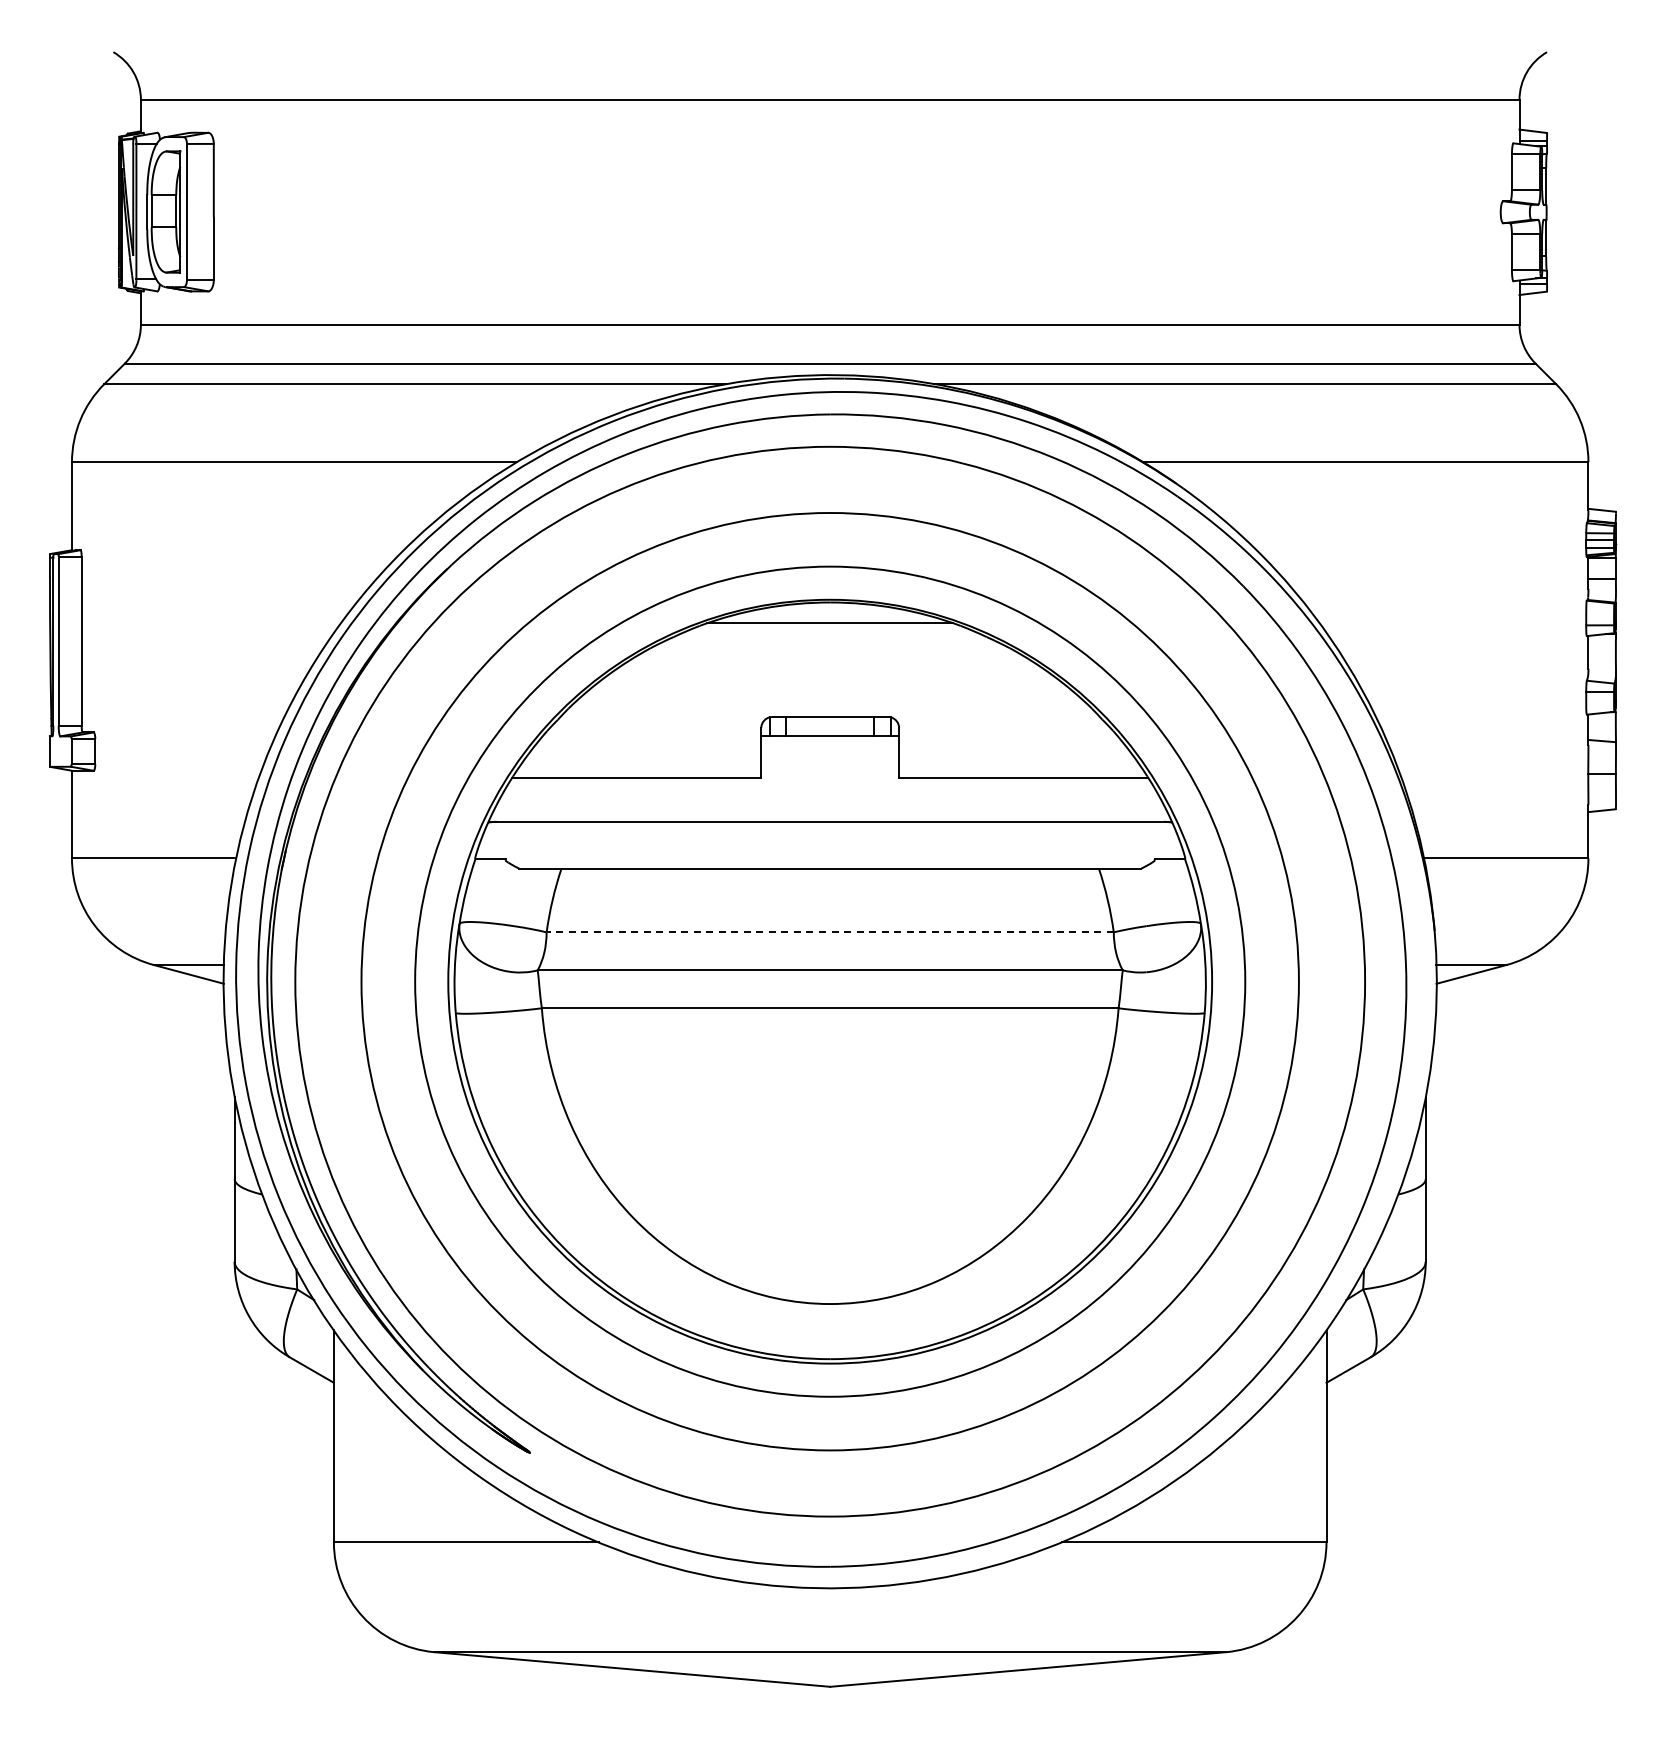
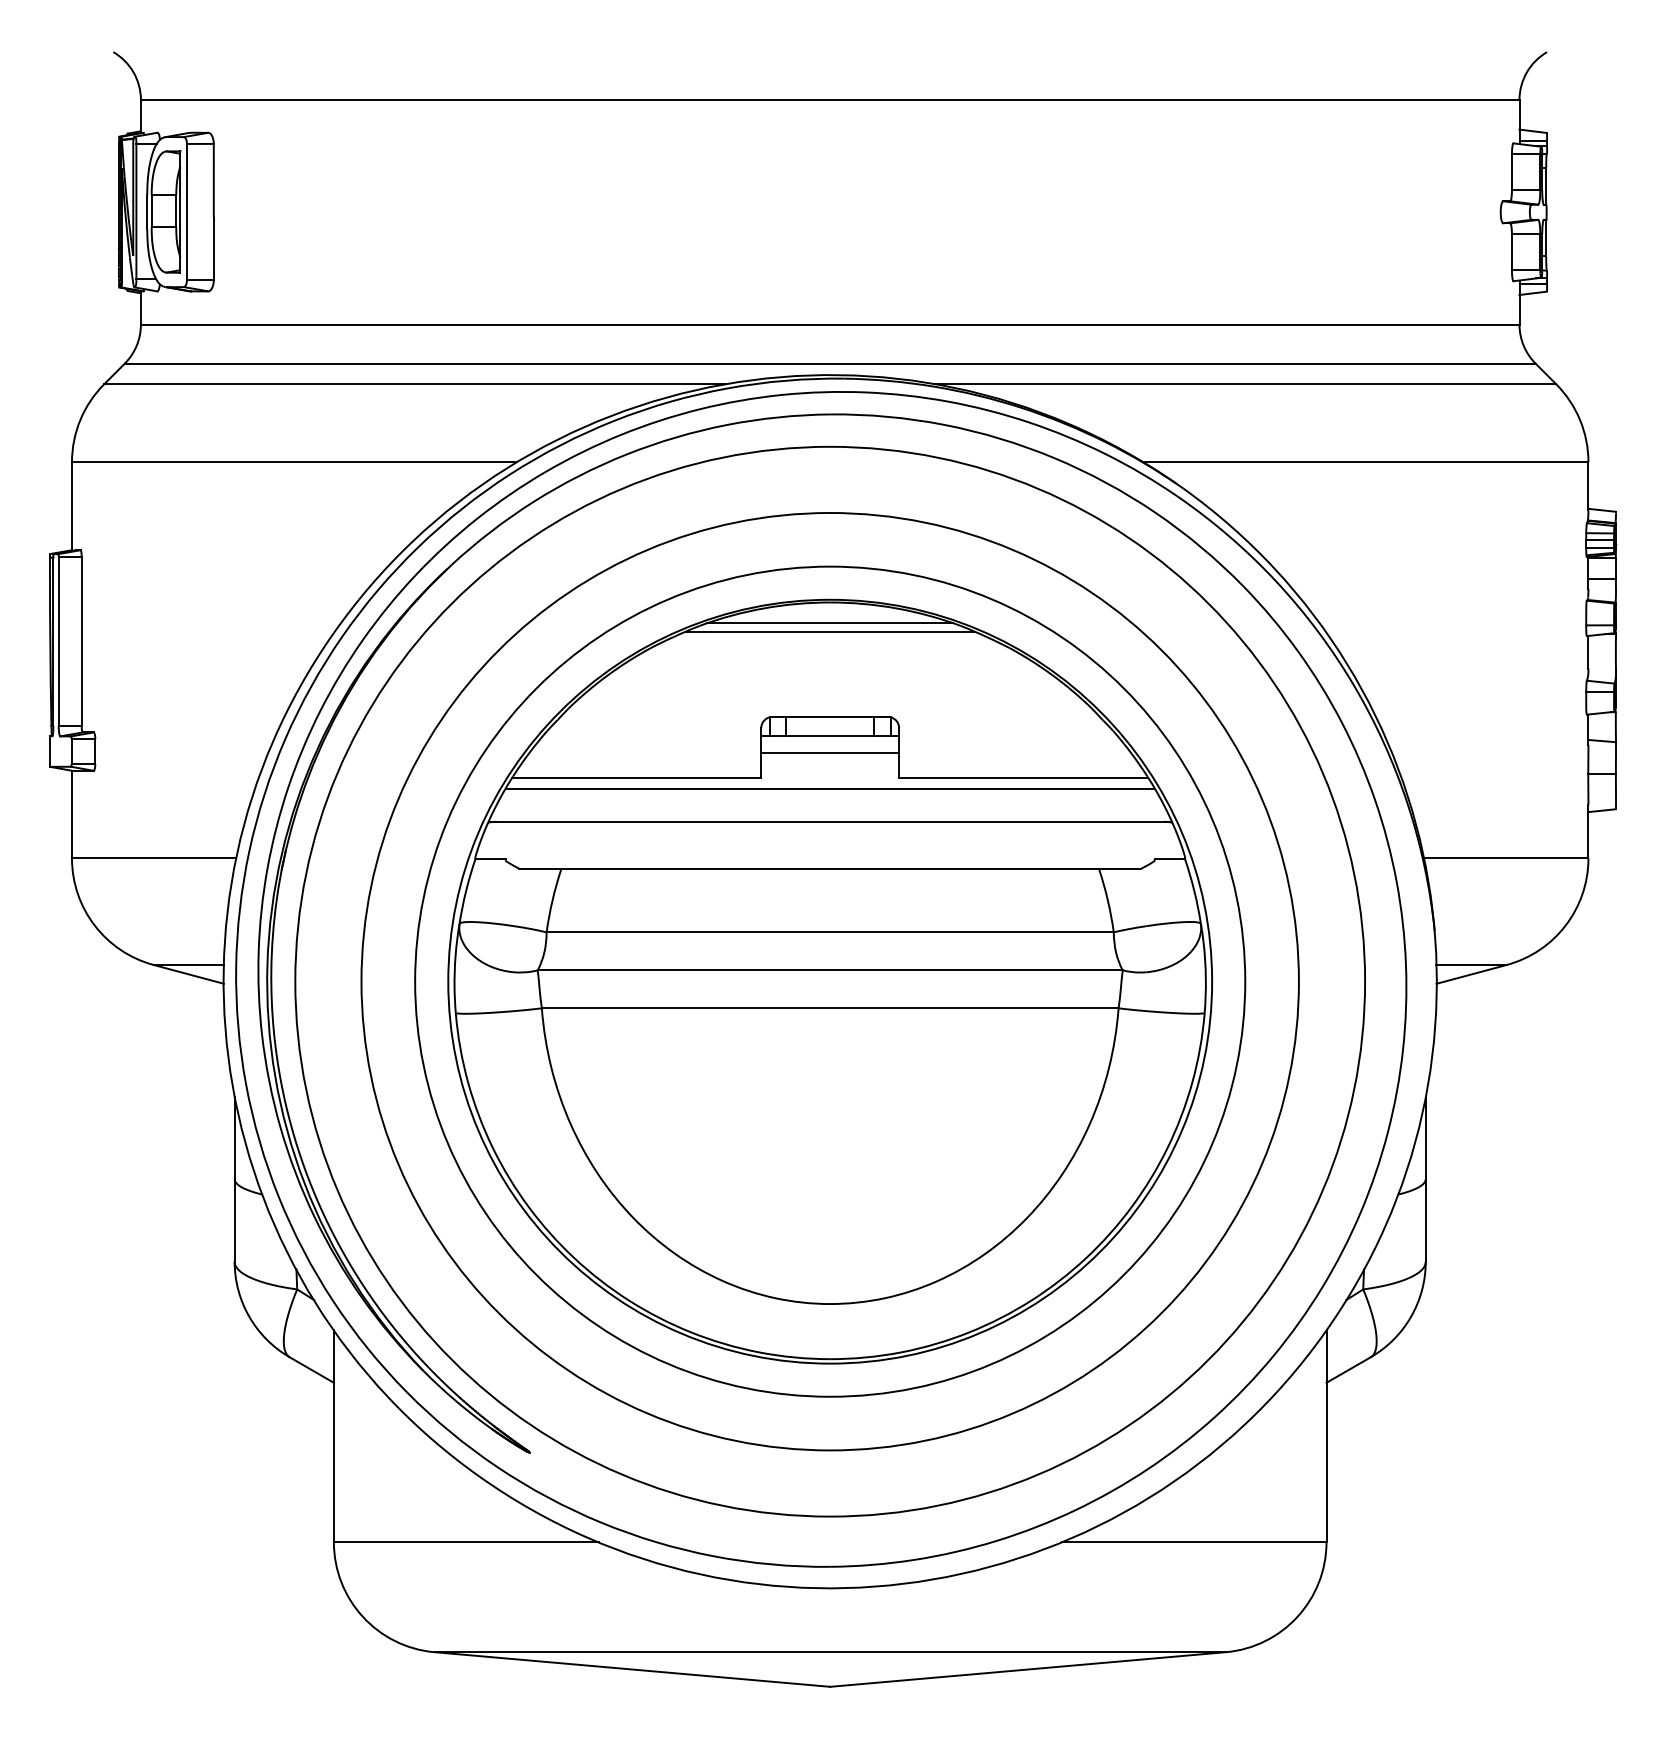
line: none -> present (829, 631)
line: none -> present (830, 752)
line: none -> present (829, 788)
line: dashed -> solid (830, 932)
